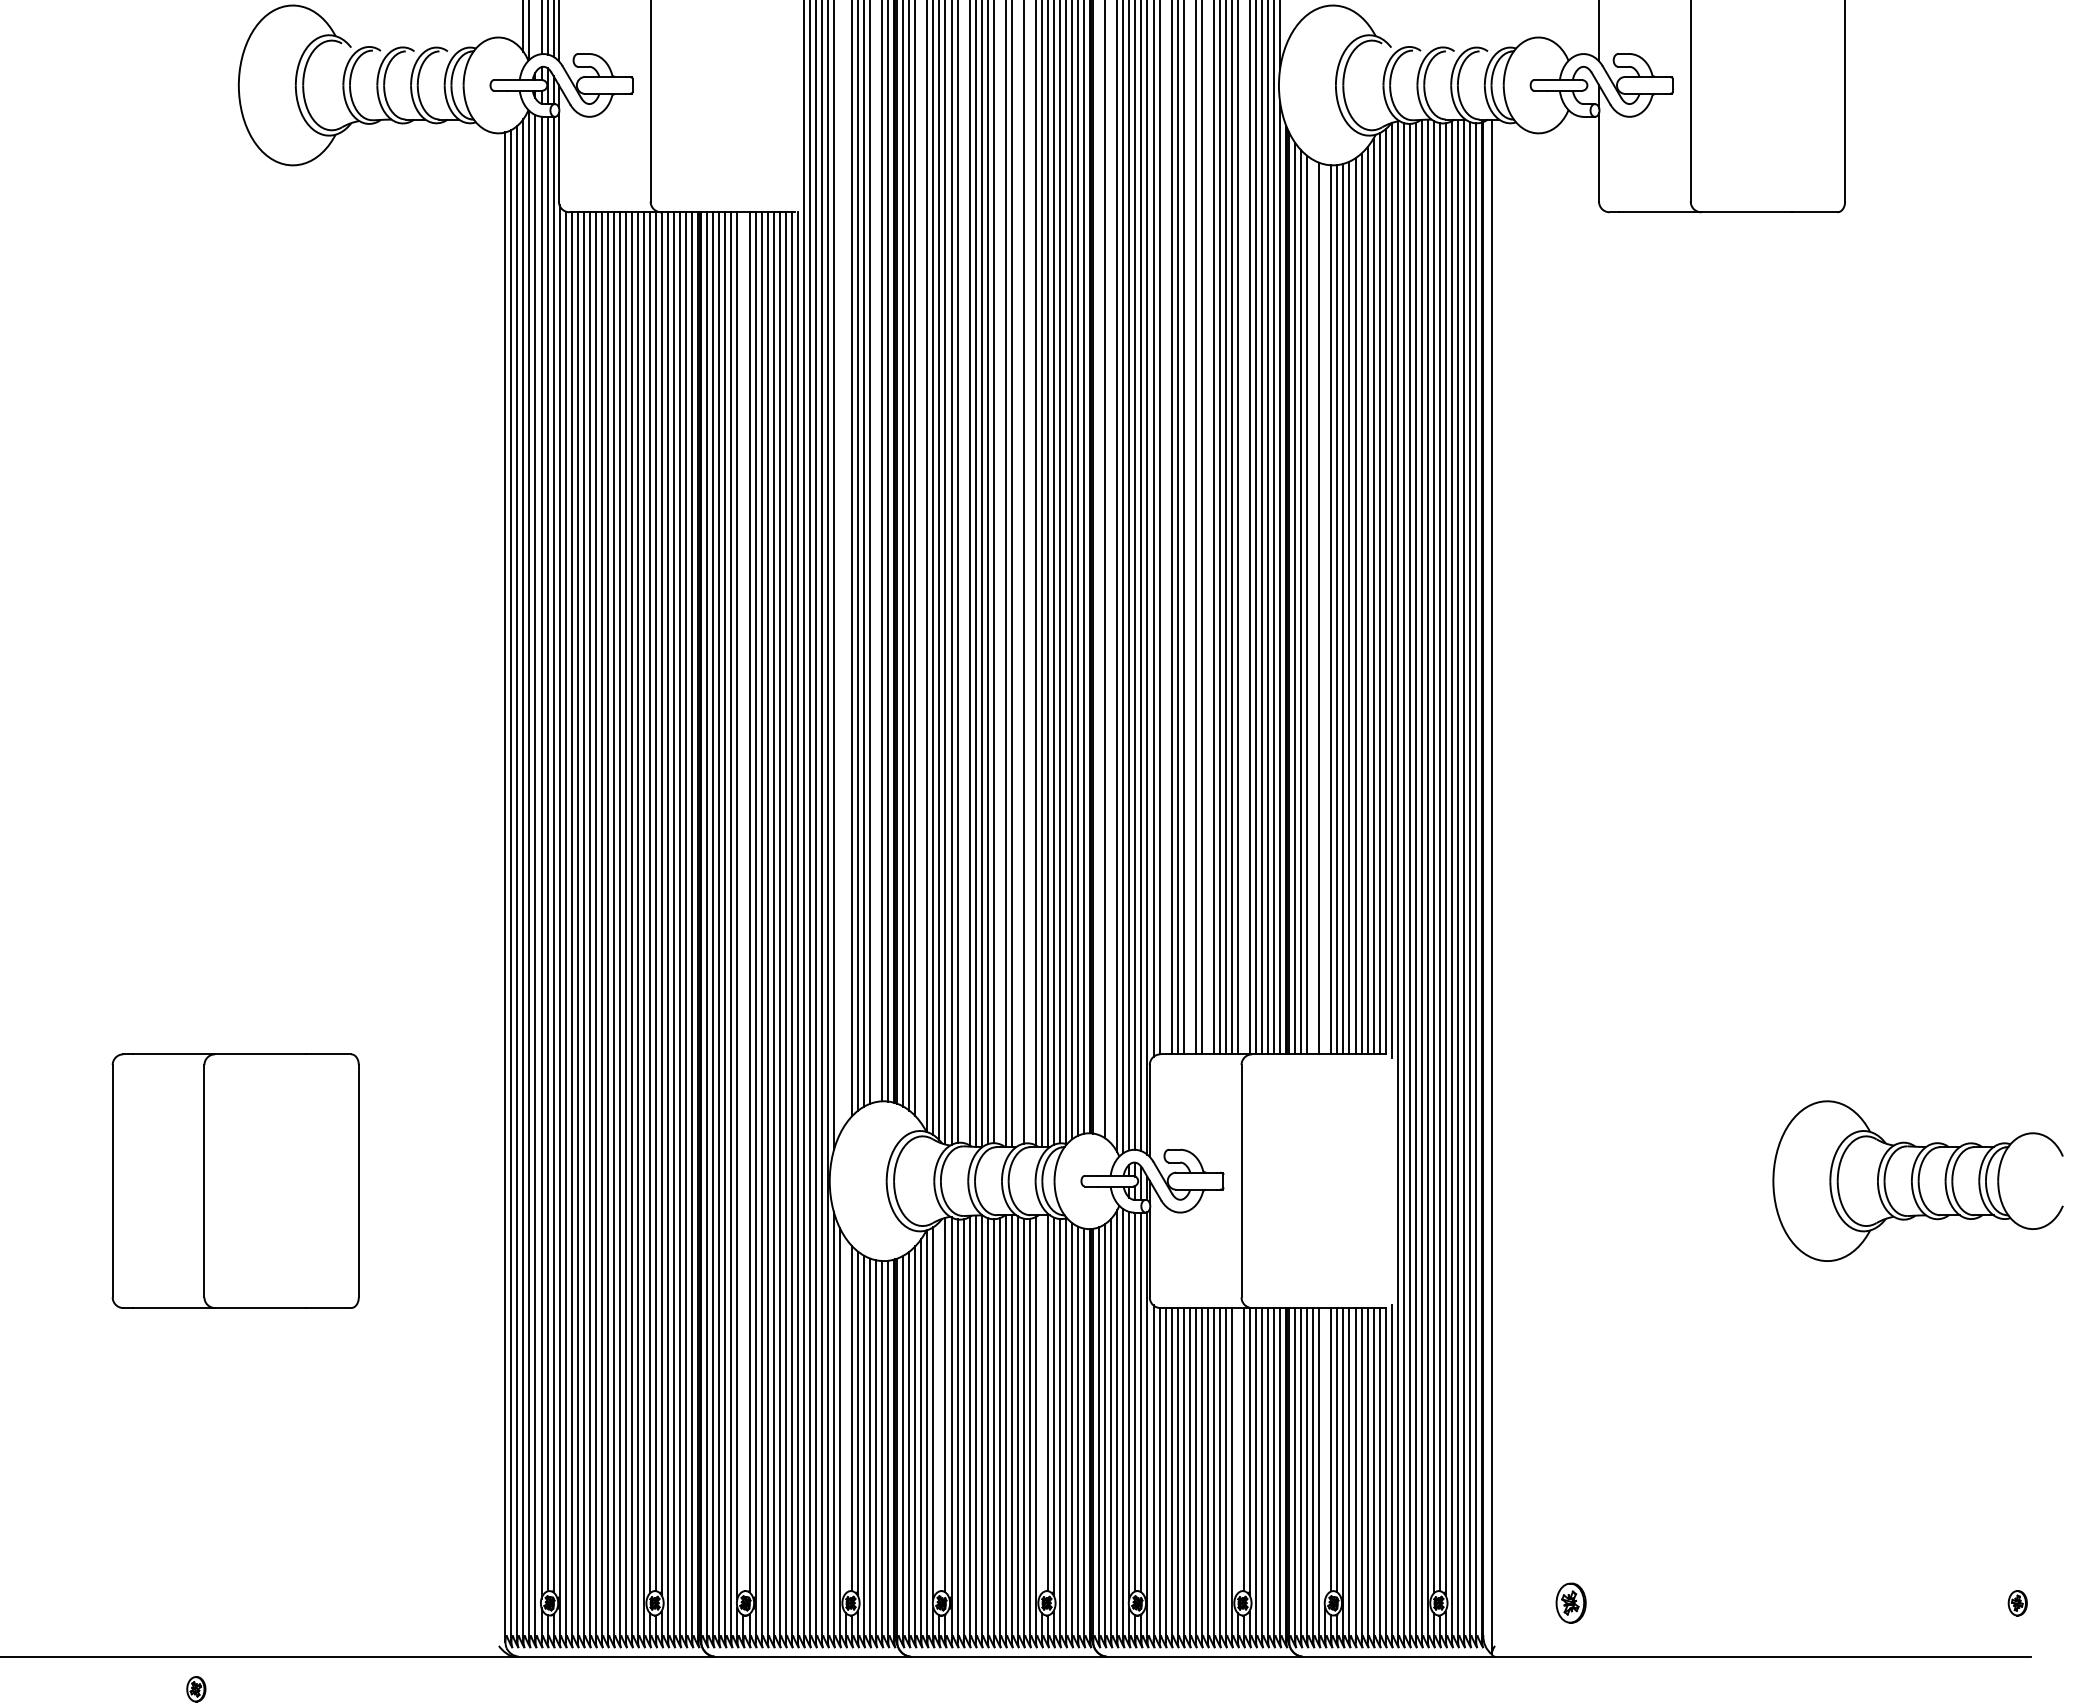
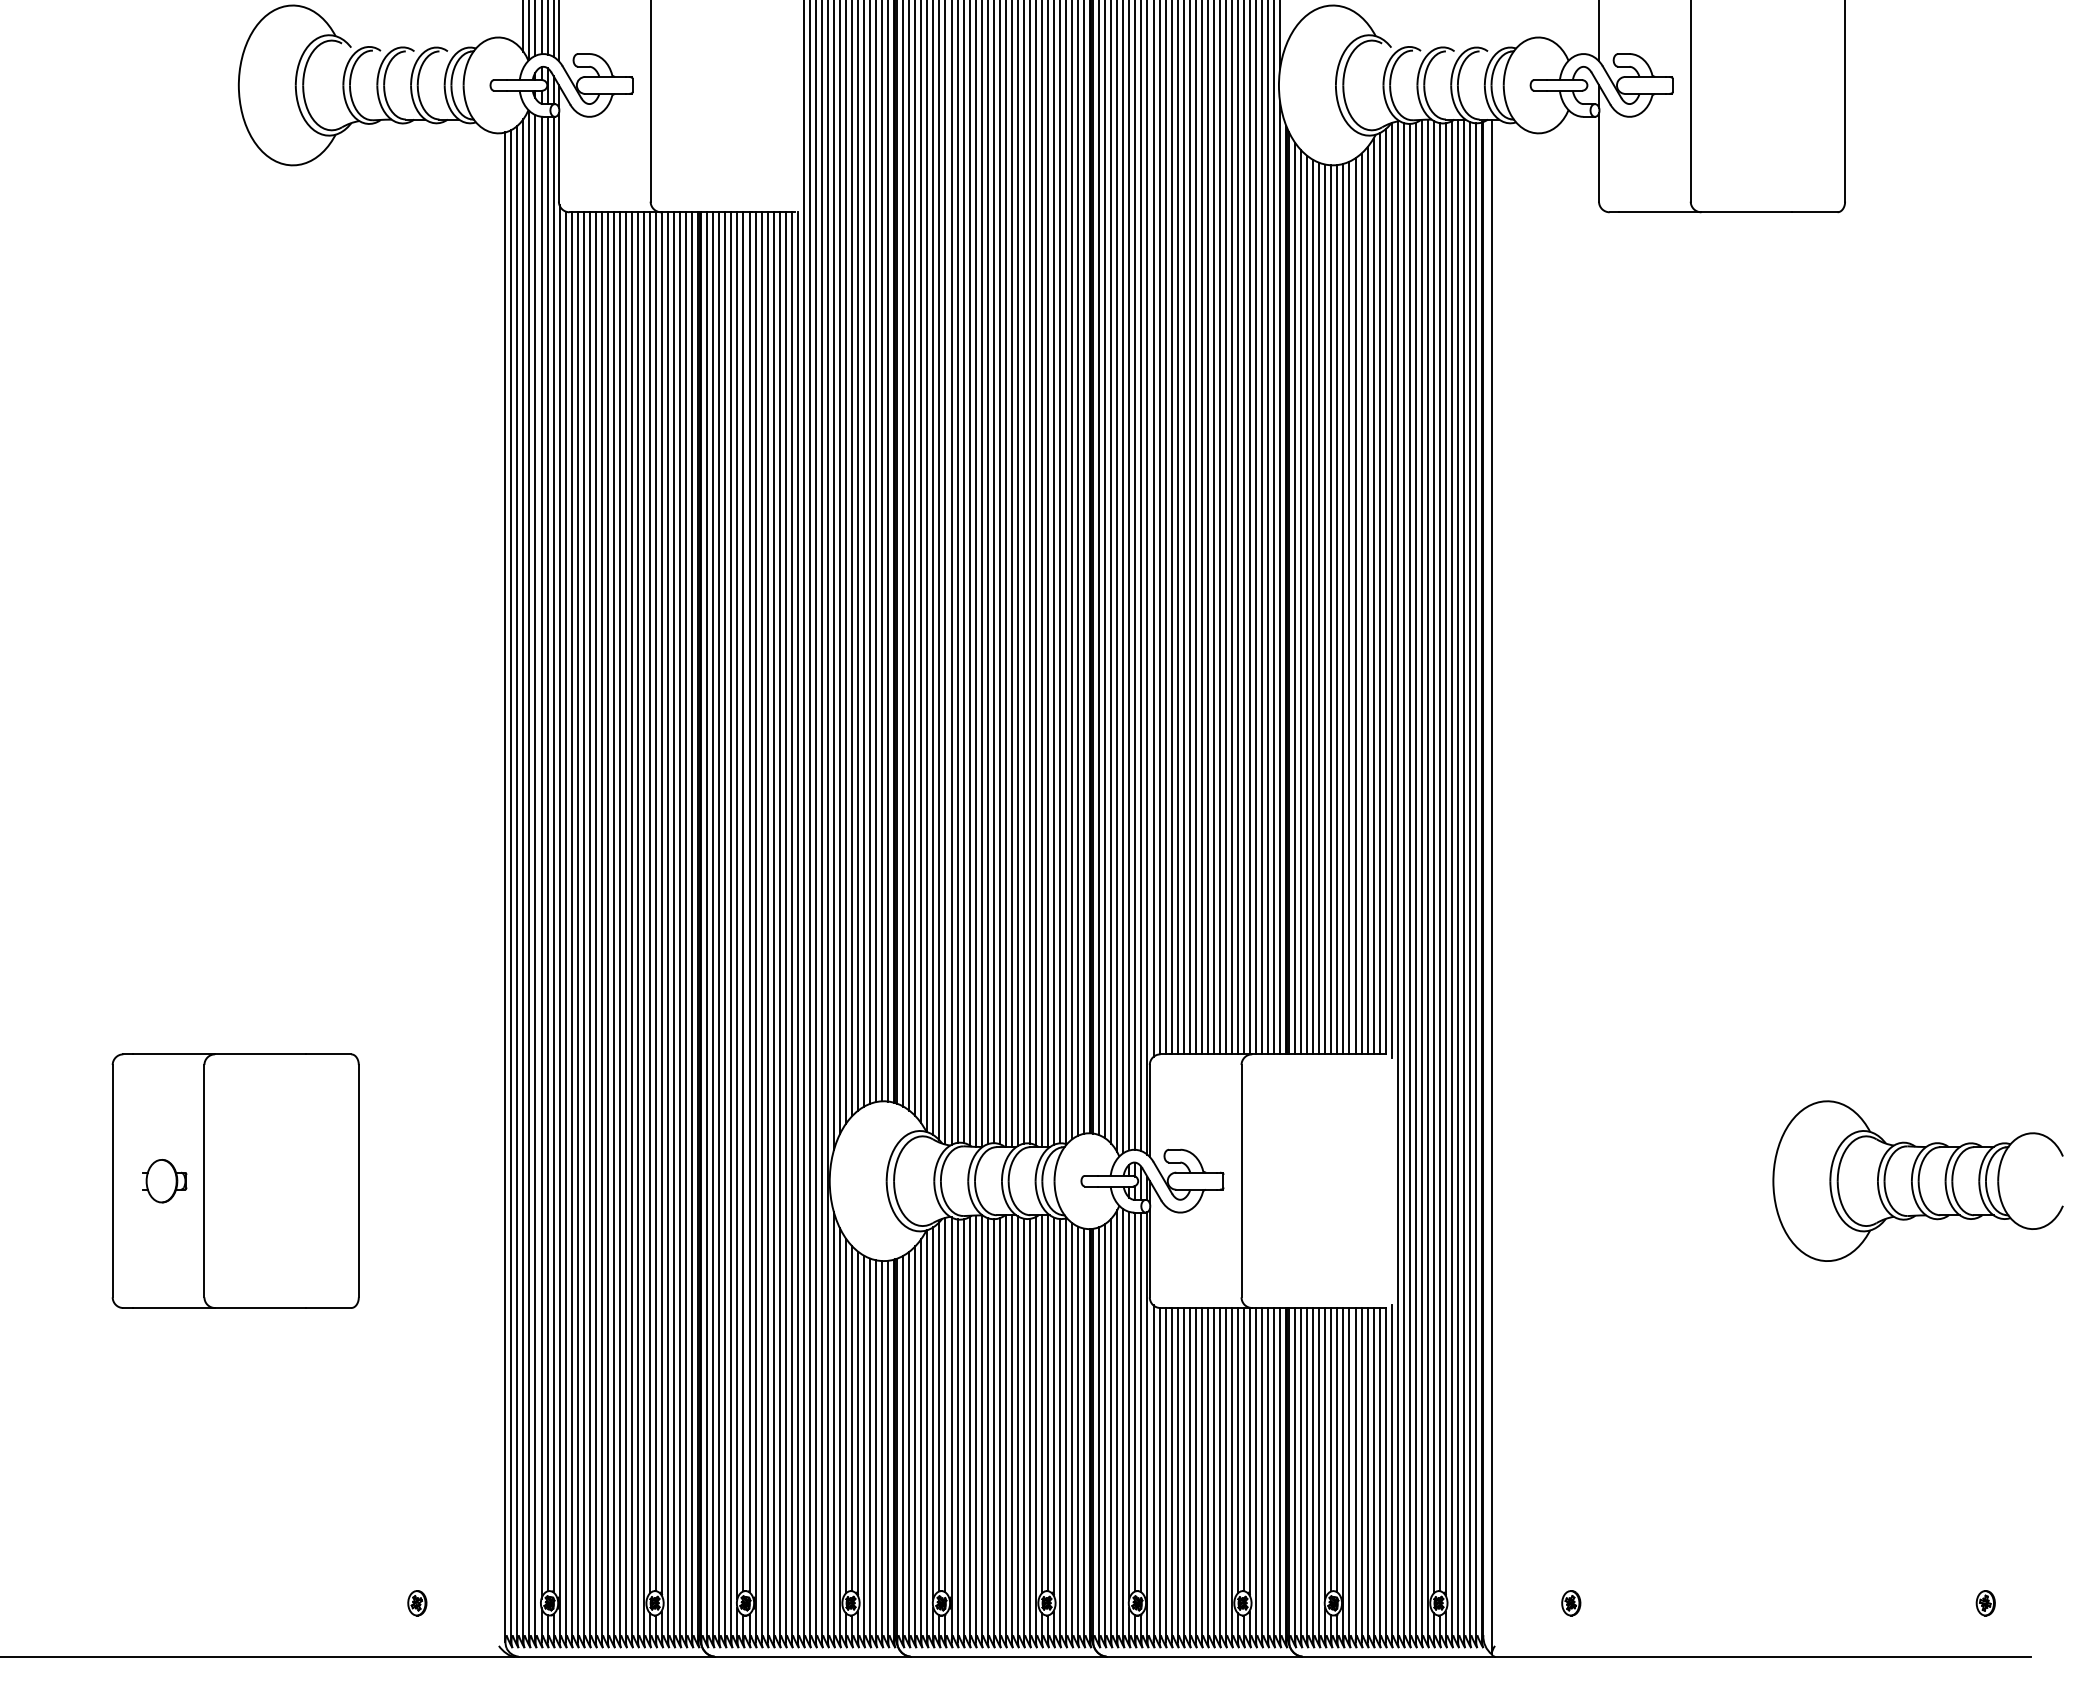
line: none -> present (535, 28)
line: none -> present (1165, 528)
line: none -> present (1189, 528)
line: none -> present (1207, 528)
line: none -> present (1243, 528)
line: none -> present (876, 552)
line: none -> present (845, 562)
line: none -> present (921, 562)
line: none -> present (839, 568)
line: none -> present (1099, 568)
line: none -> present (963, 572)
line: none -> present (1029, 572)
line: none -> present (1111, 572)
line: none -> present (999, 573)
line: none -> present (1017, 574)
line: none -> present (1313, 606)
line: none -> present (1325, 609)
line: none -> present (743, 901)
part: none -> present (164, 1181)
line: none -> present (1041, 1404)
line: none -> present (939, 1406)
line: none -> present (845, 1415)
line: none -> present (1237, 1450)
line: none -> present (1325, 1453)
part size: 32x42 px -> 21x27 px (1571, 1603)
part position: (2017, 1603) -> (1985, 1603) (1985, 1603)
part position: (196, 1689) -> (417, 1603) (417, 1603)
